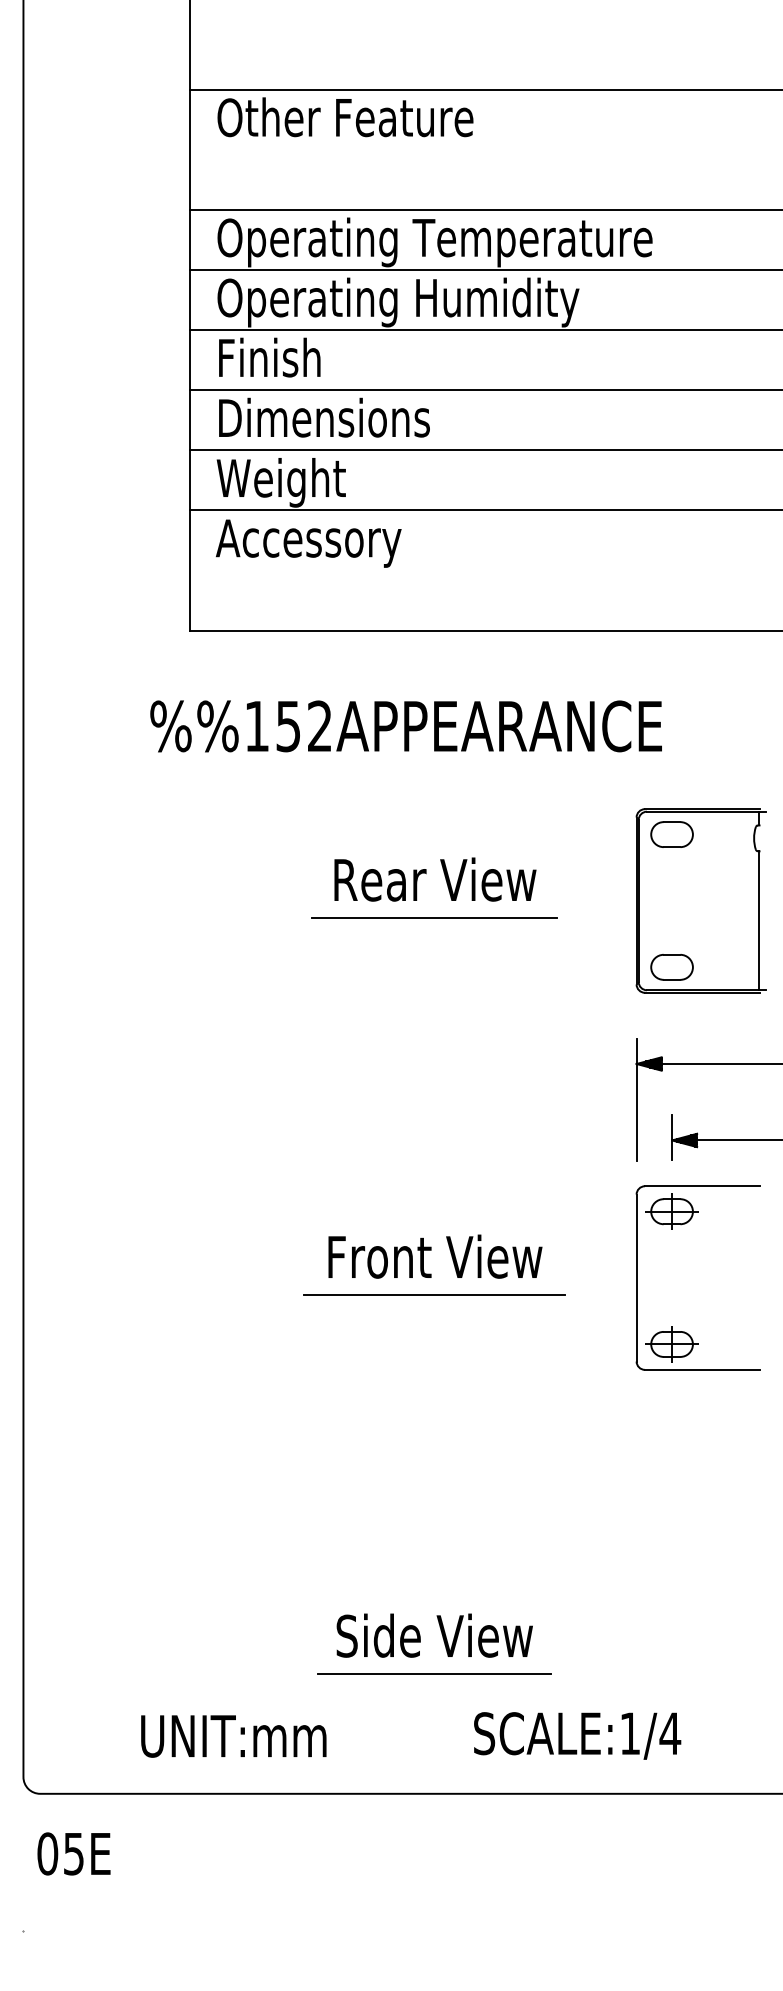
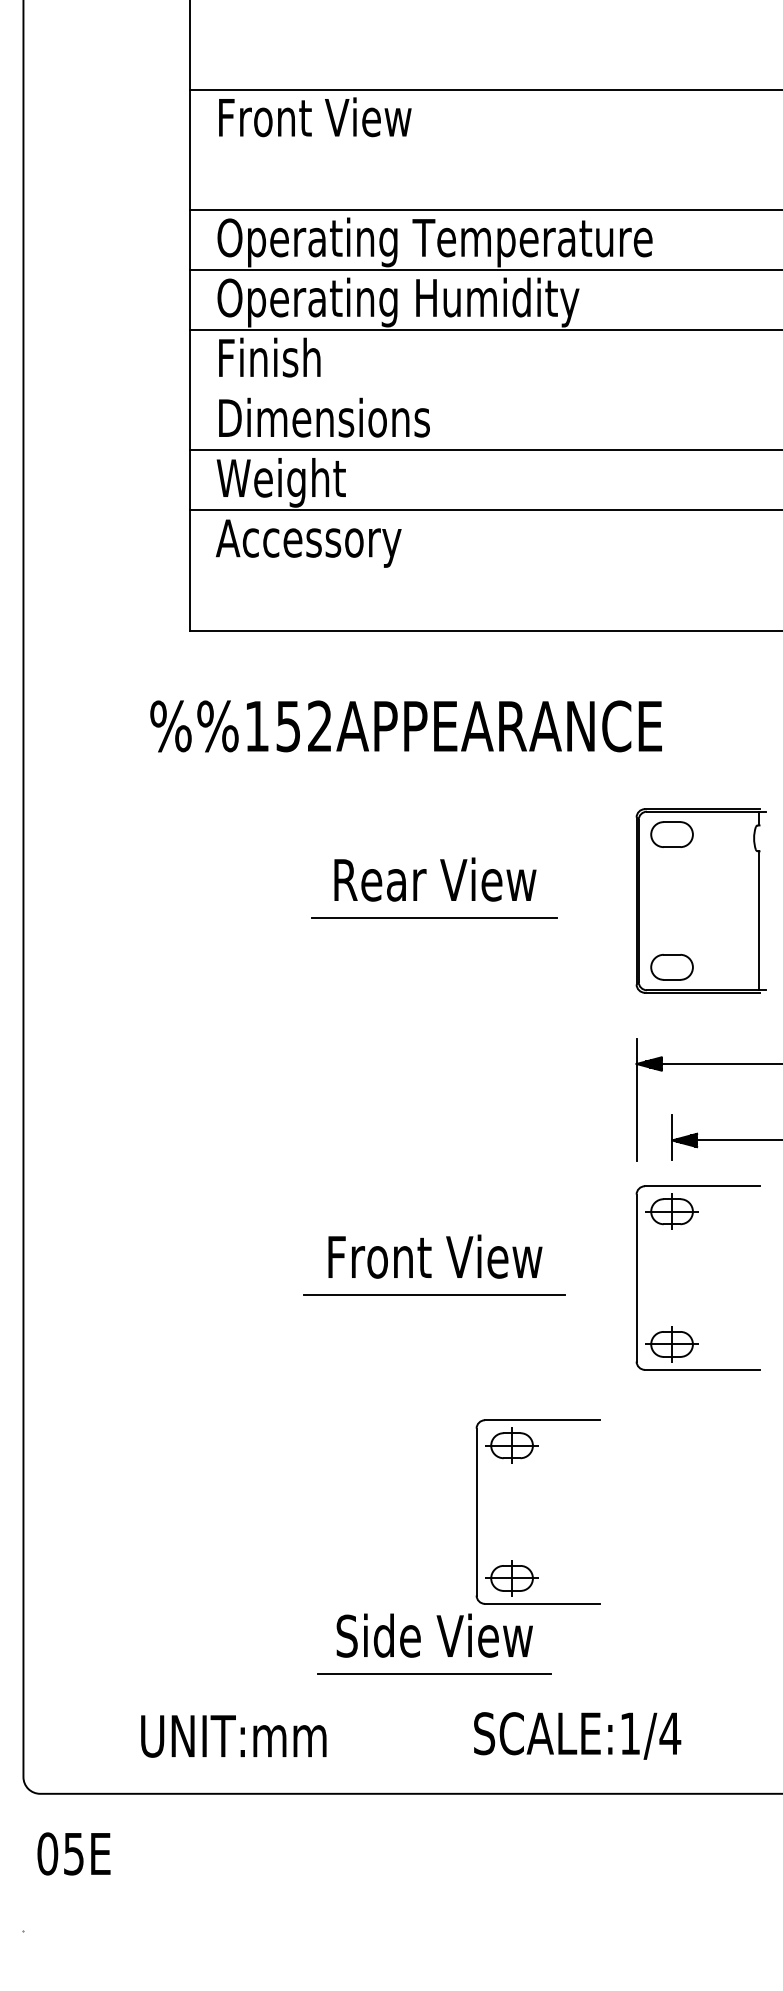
text: Other Feature -> Front View (345, 117)
line: present -> none (484, 390)
part: none -> present (512, 1463)
